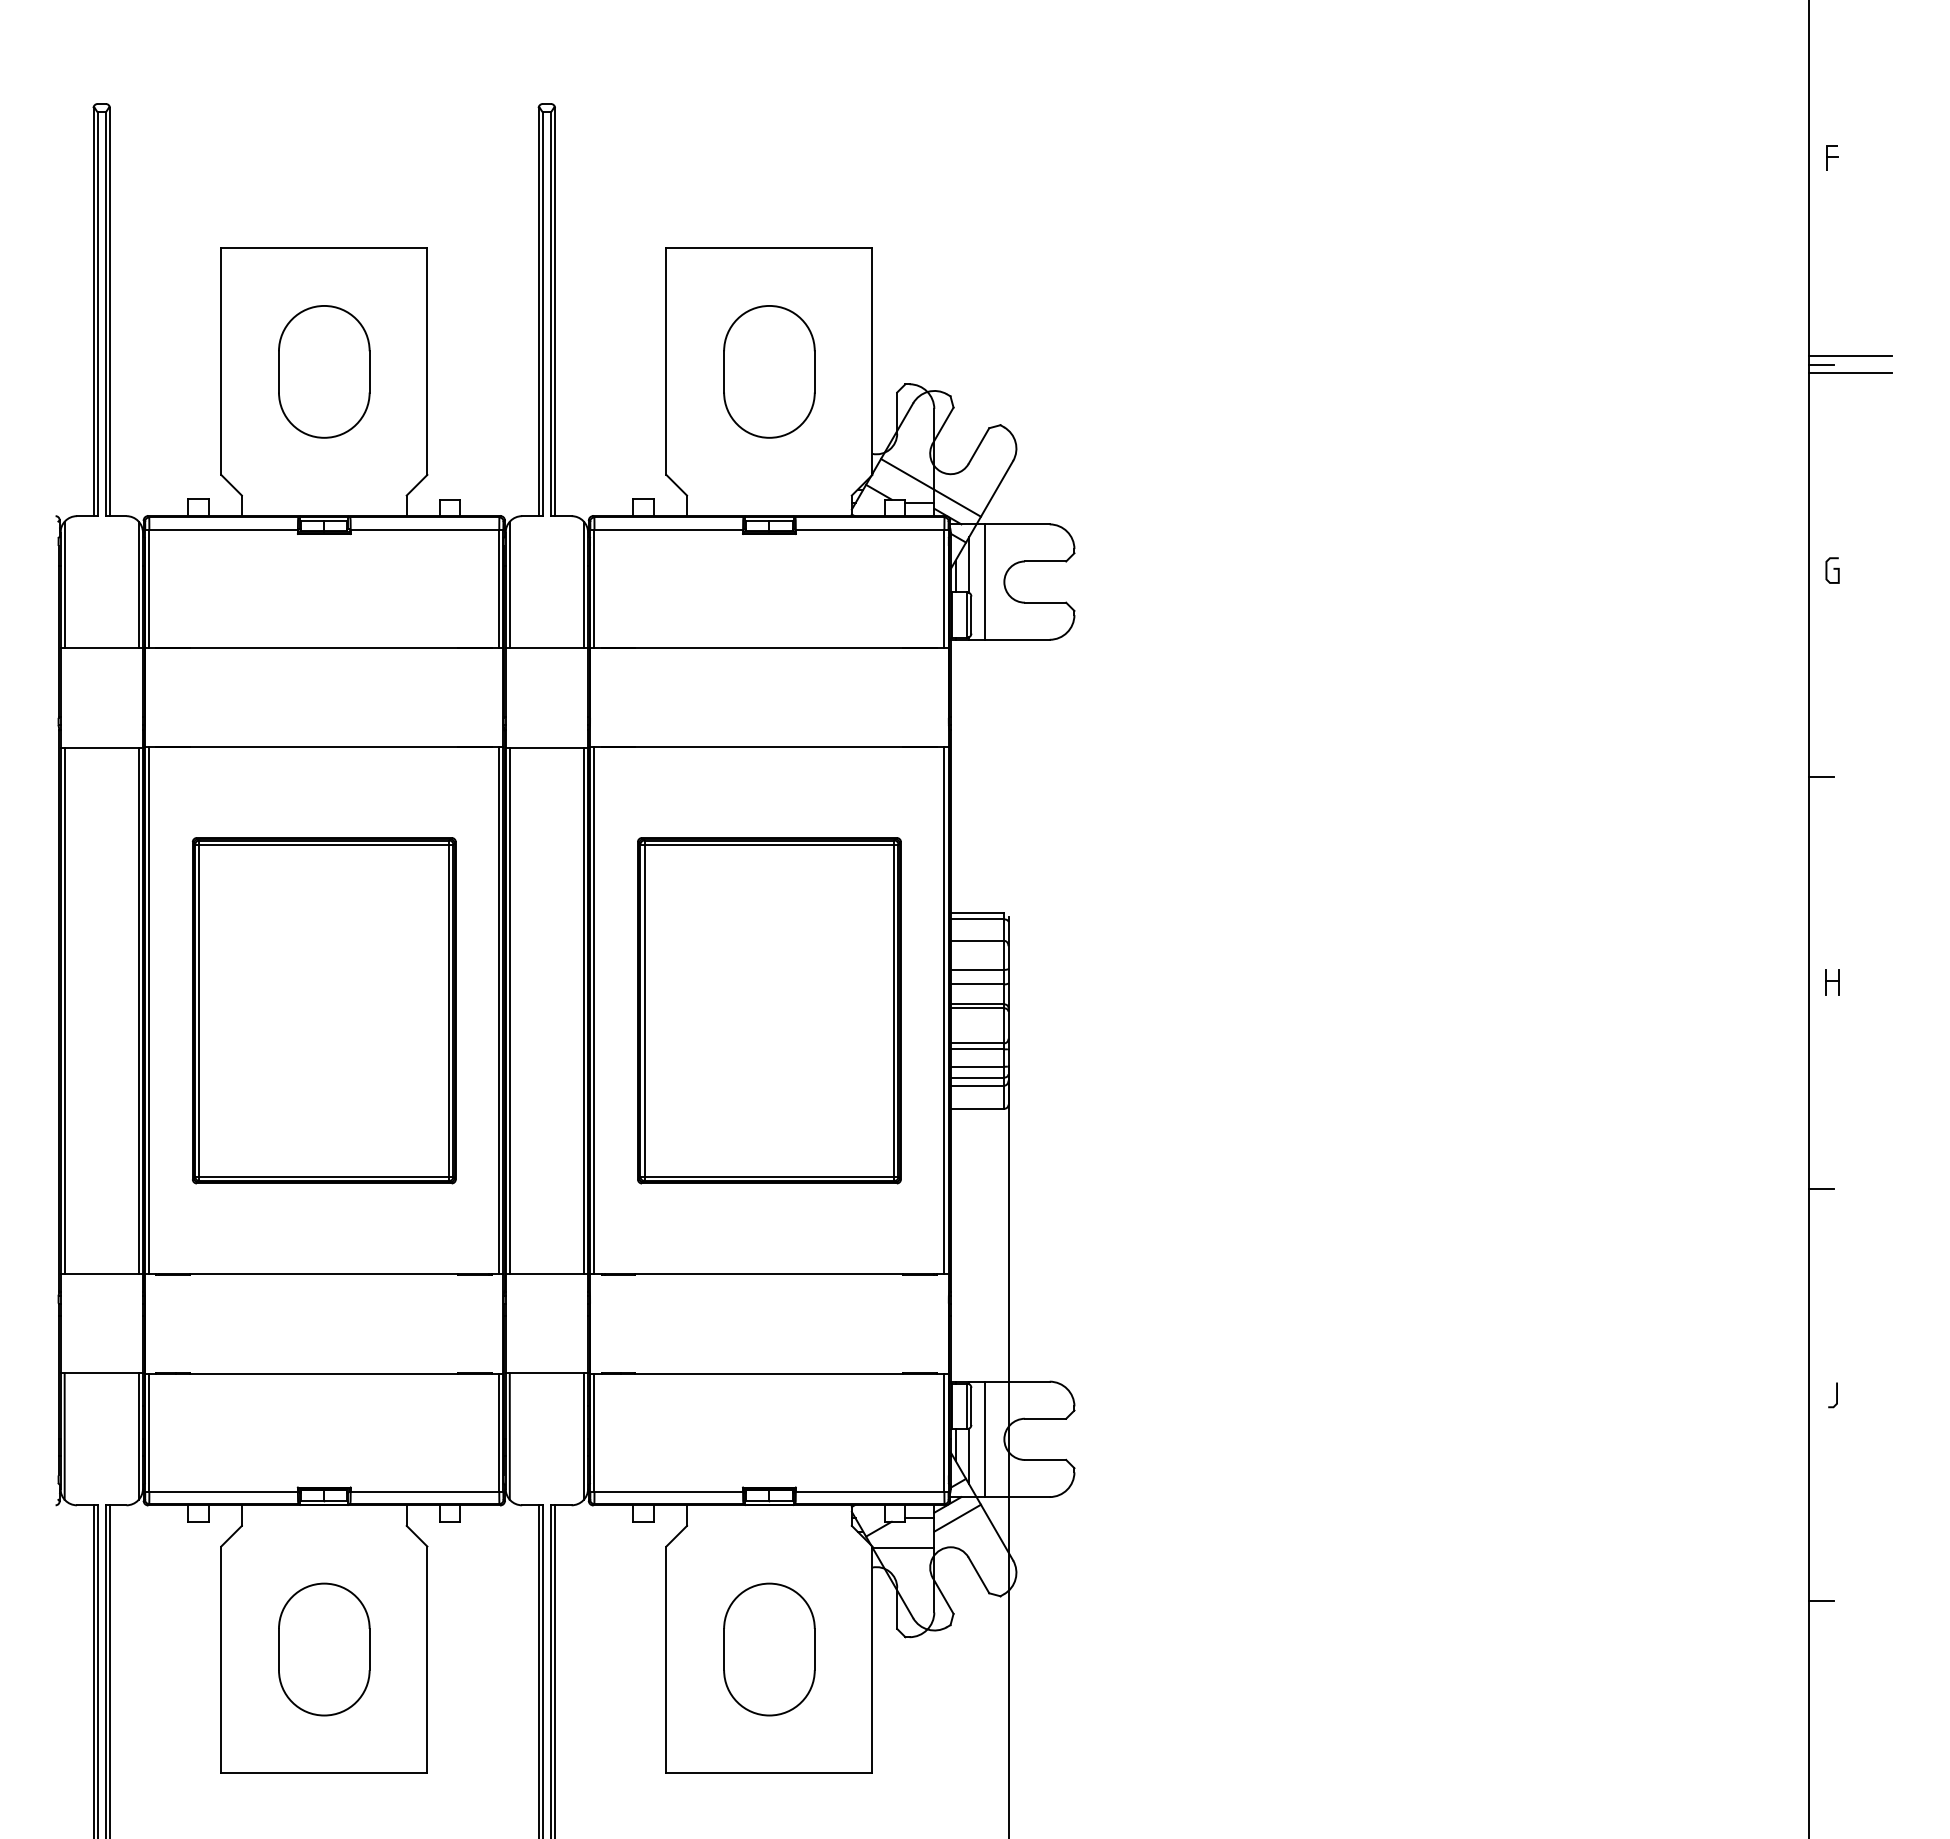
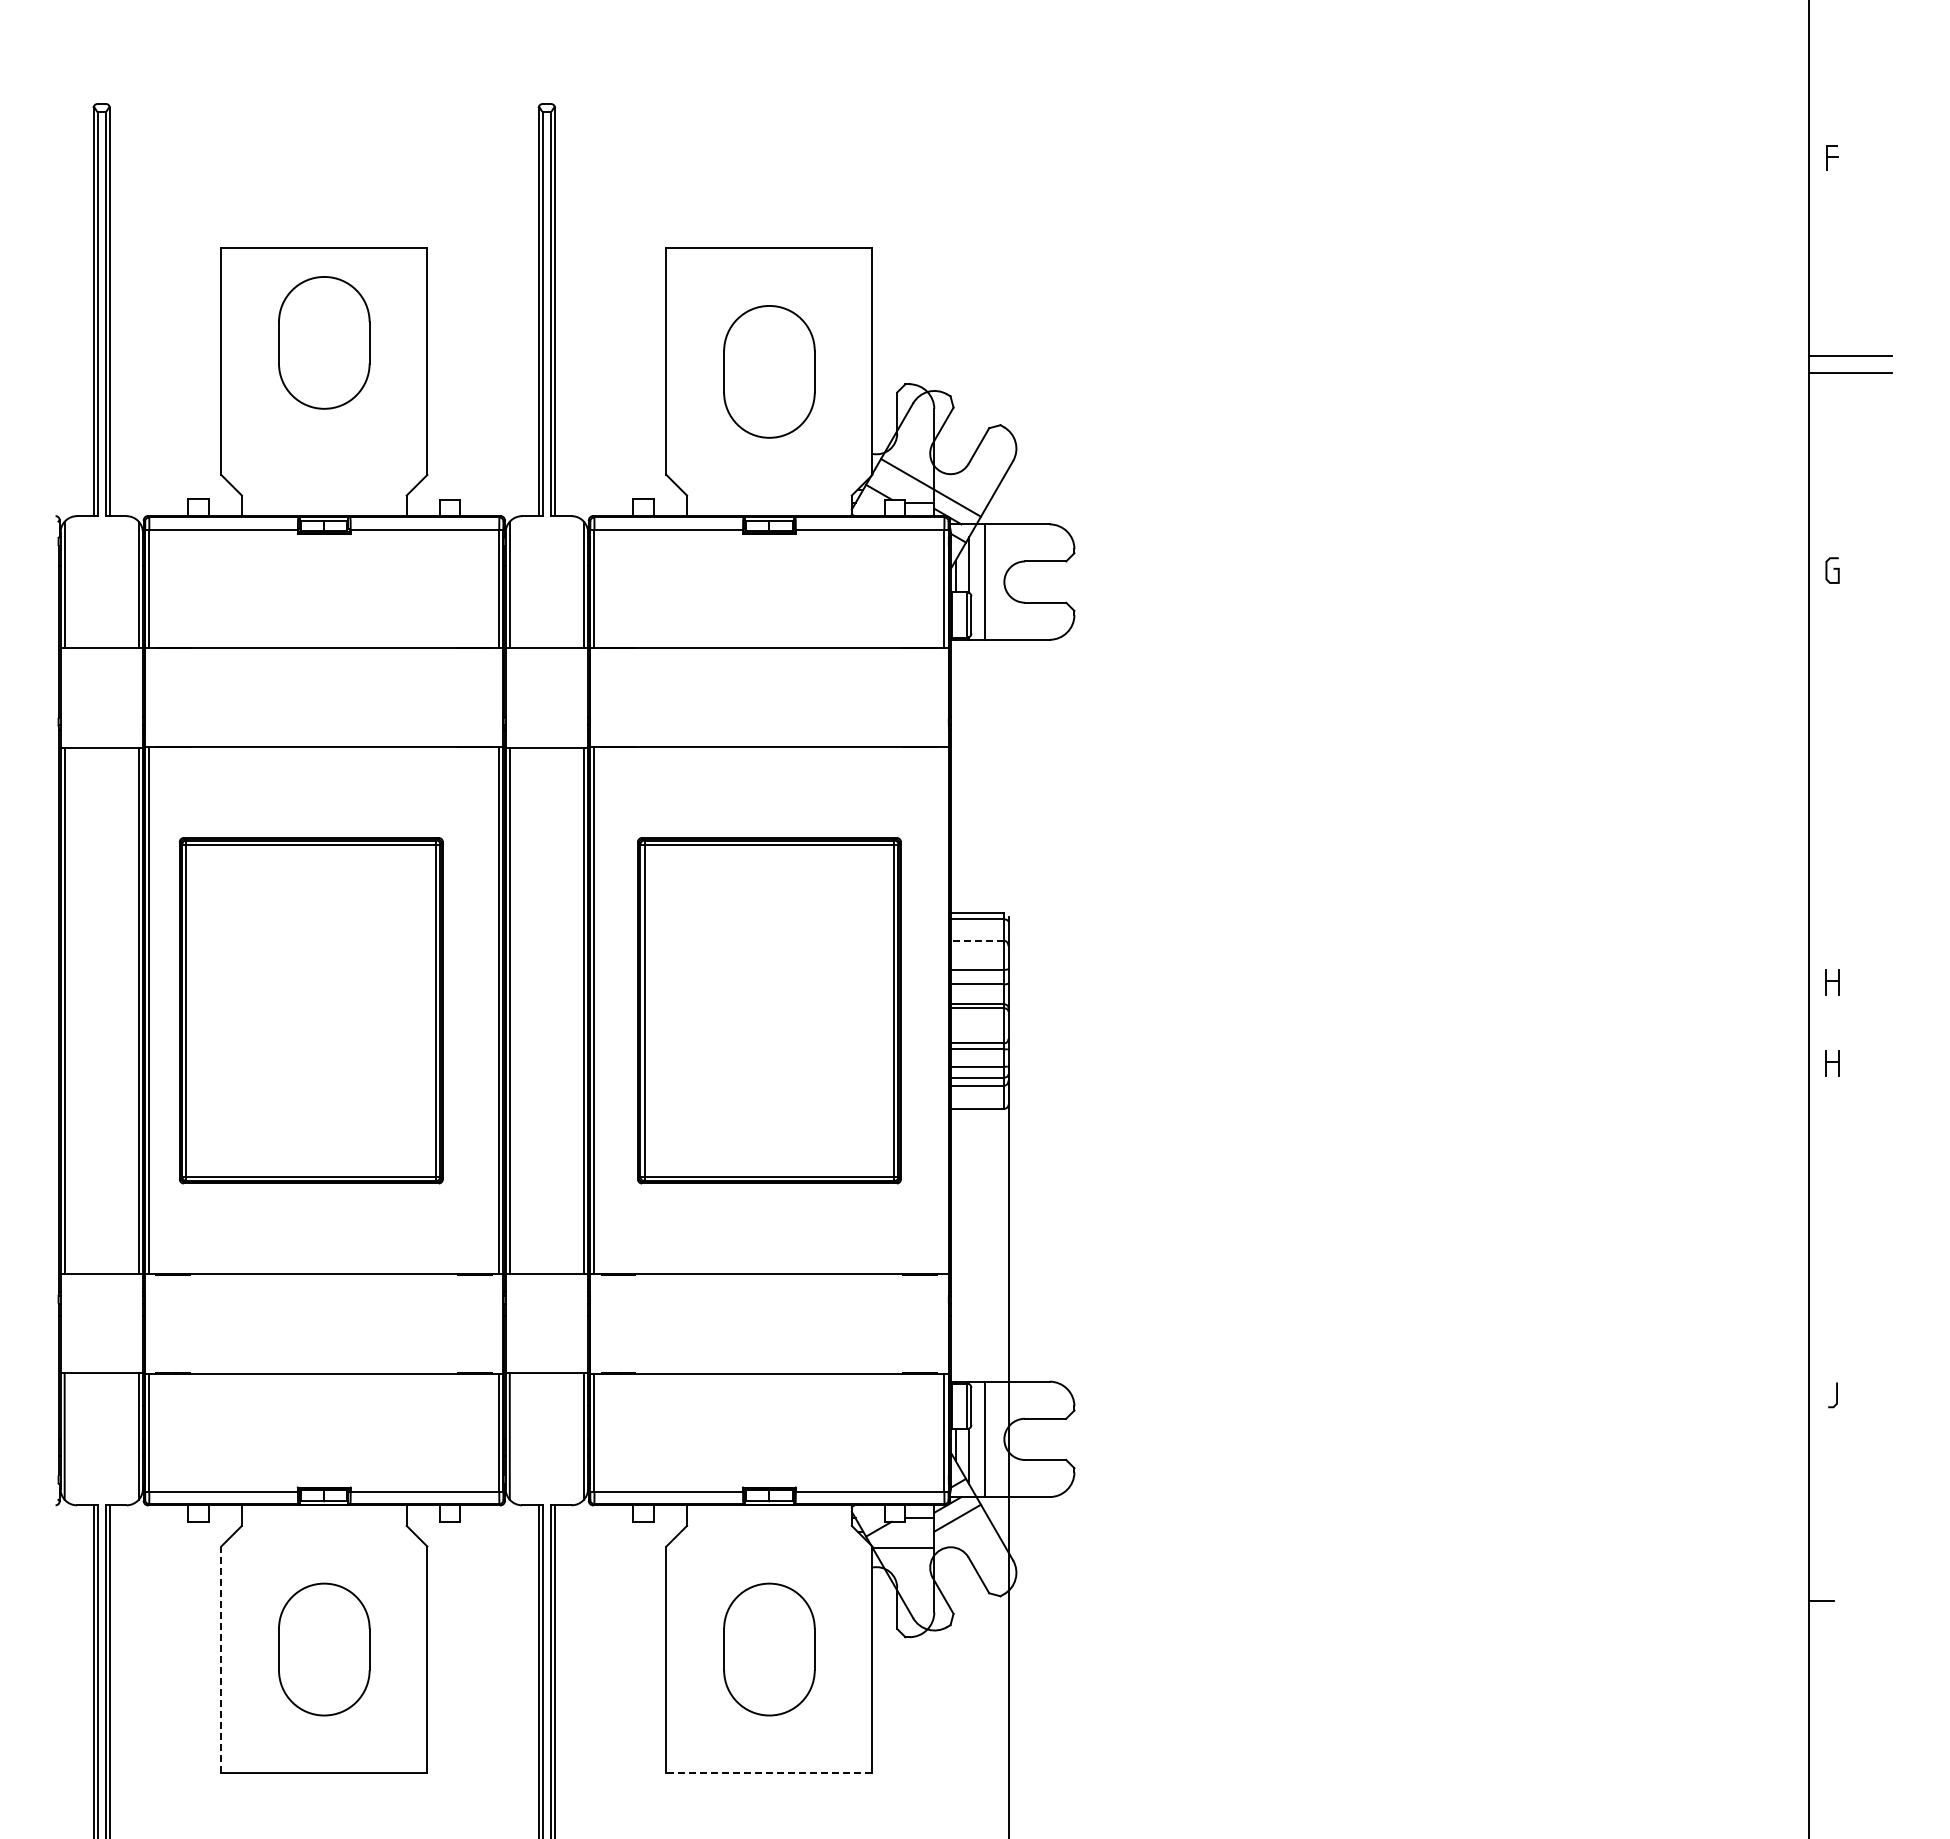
line: present -> none (1821, 364)
part position: (324, 371) -> (324, 342) (324, 342)
line: present -> none (1821, 776)
line: solid -> dashed (977, 940)
part position: (323, 1010) -> (310, 1010) (310, 1010)
line: present -> none (944, 1010)
part: none -> present (1832, 1063)
line: present -> none (1821, 1188)
line: solid -> dashed (221, 1659)
line: solid -> dashed (768, 1773)
